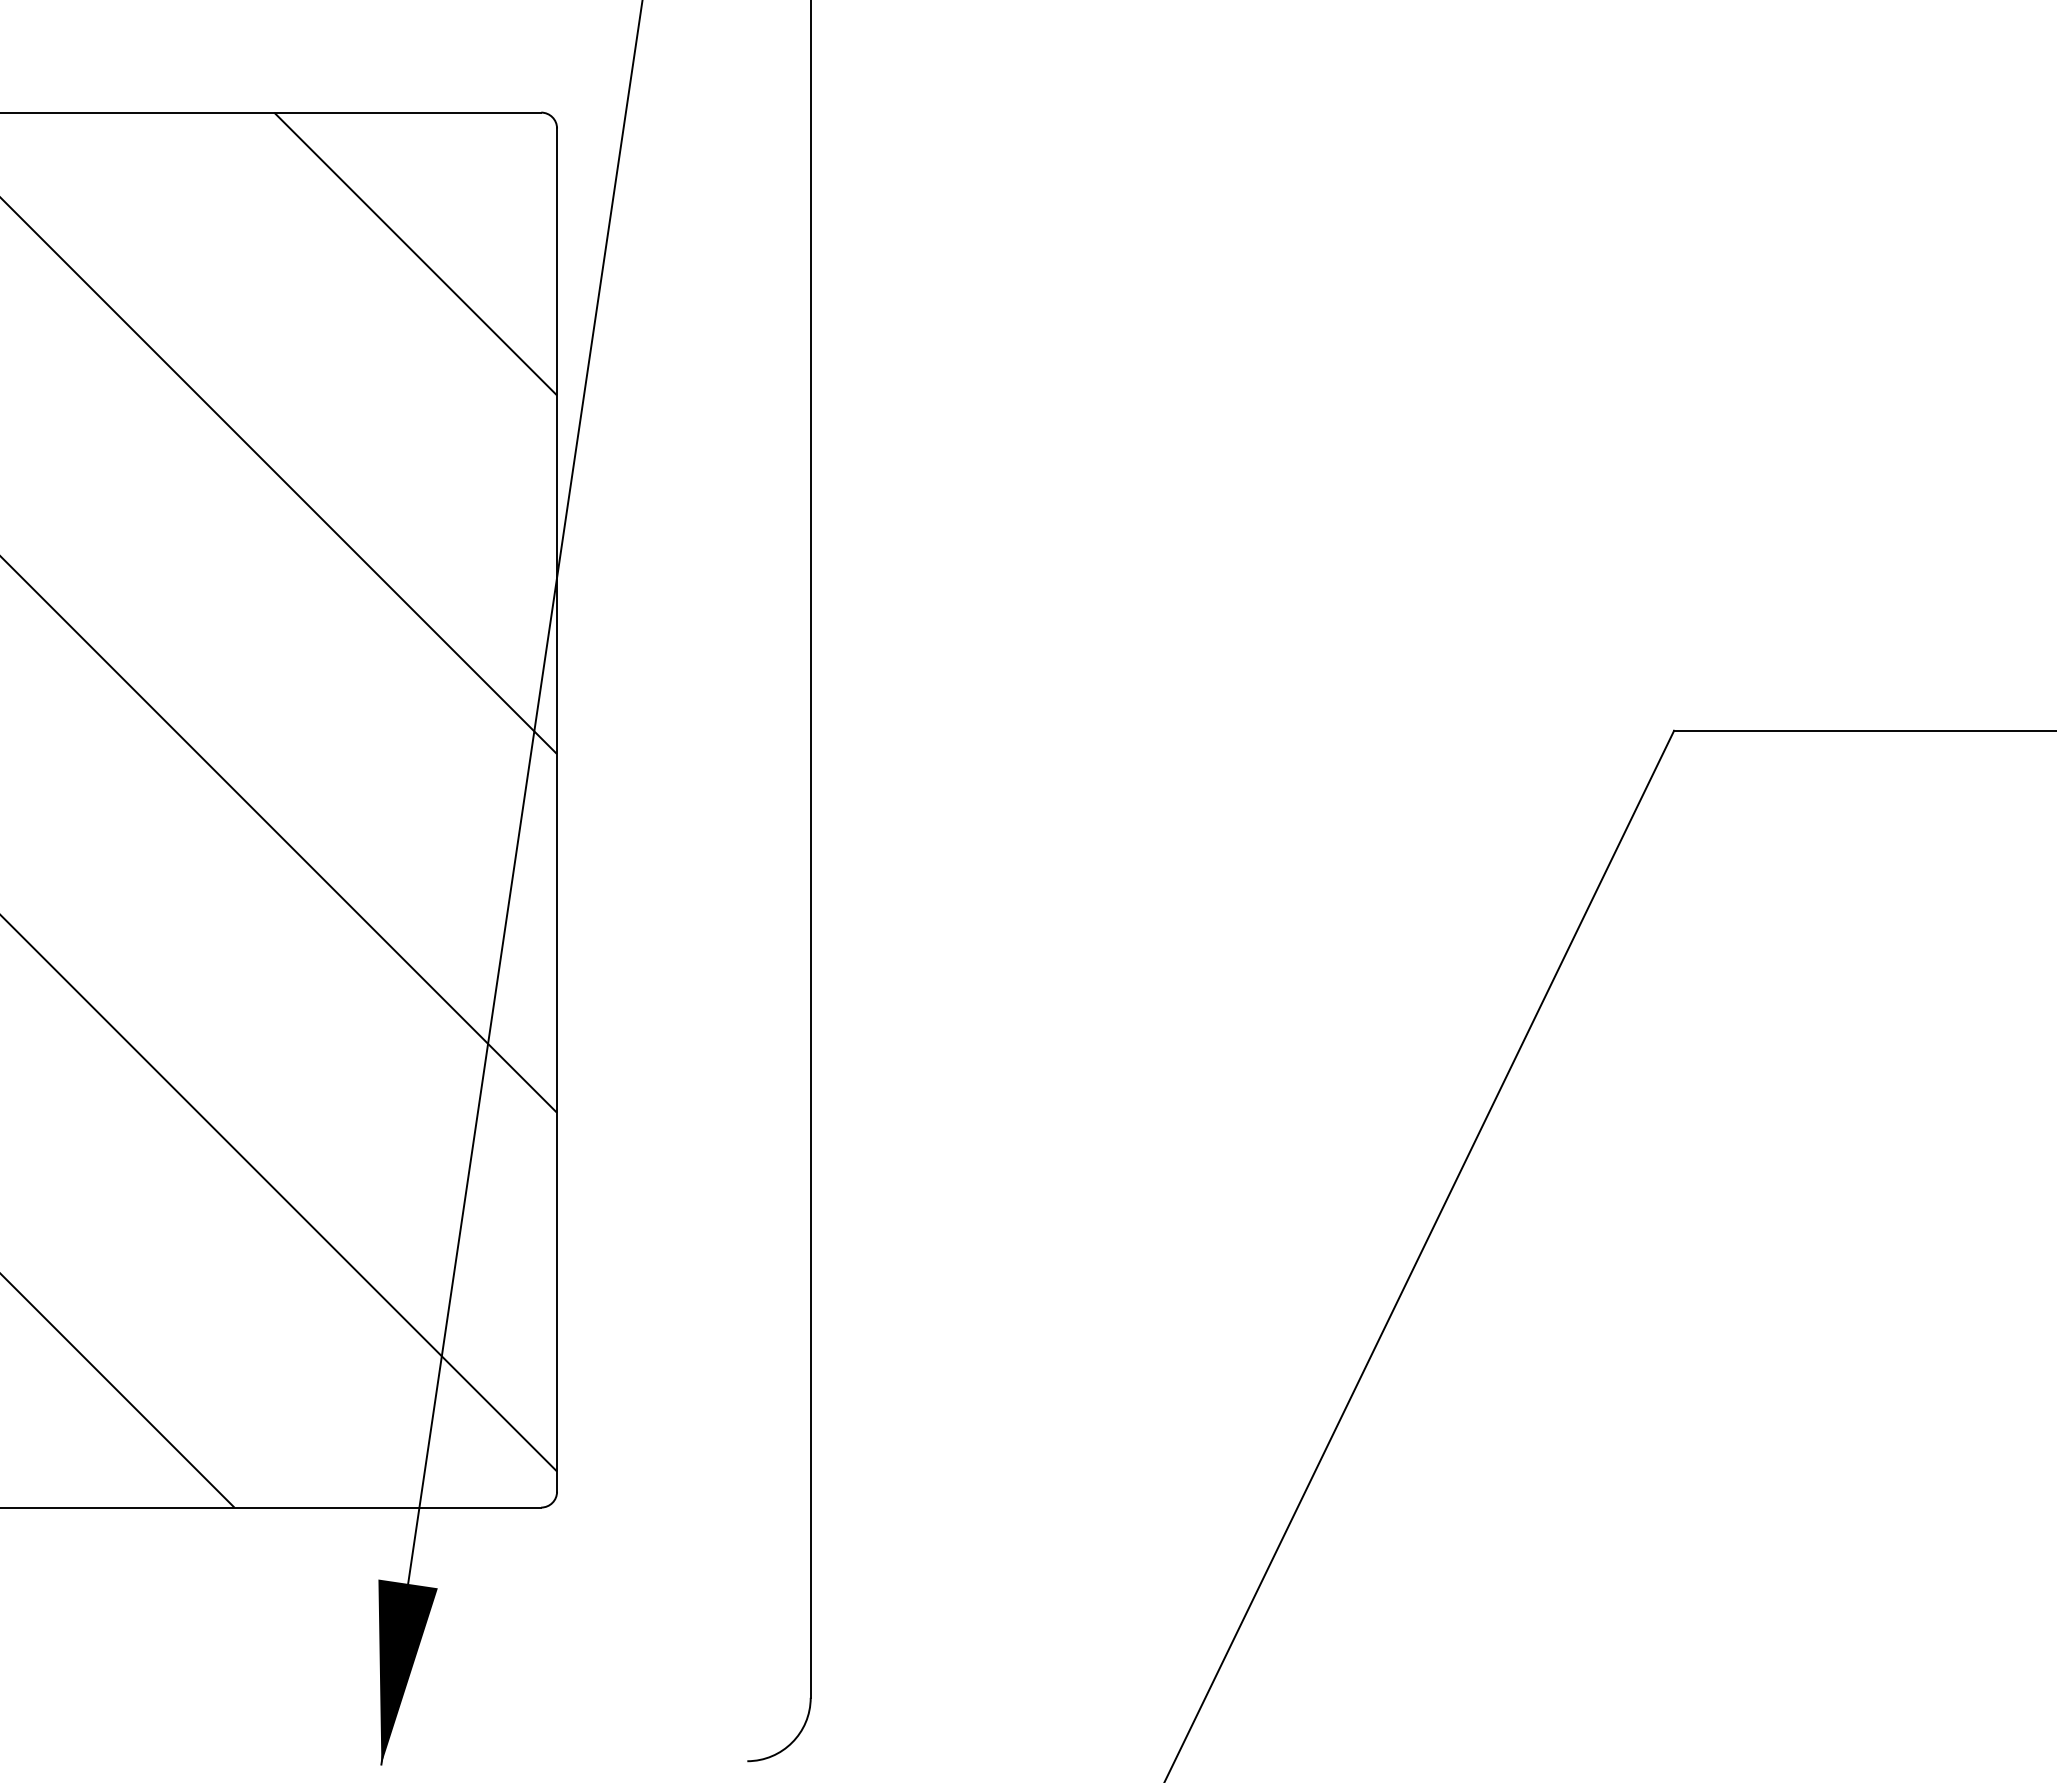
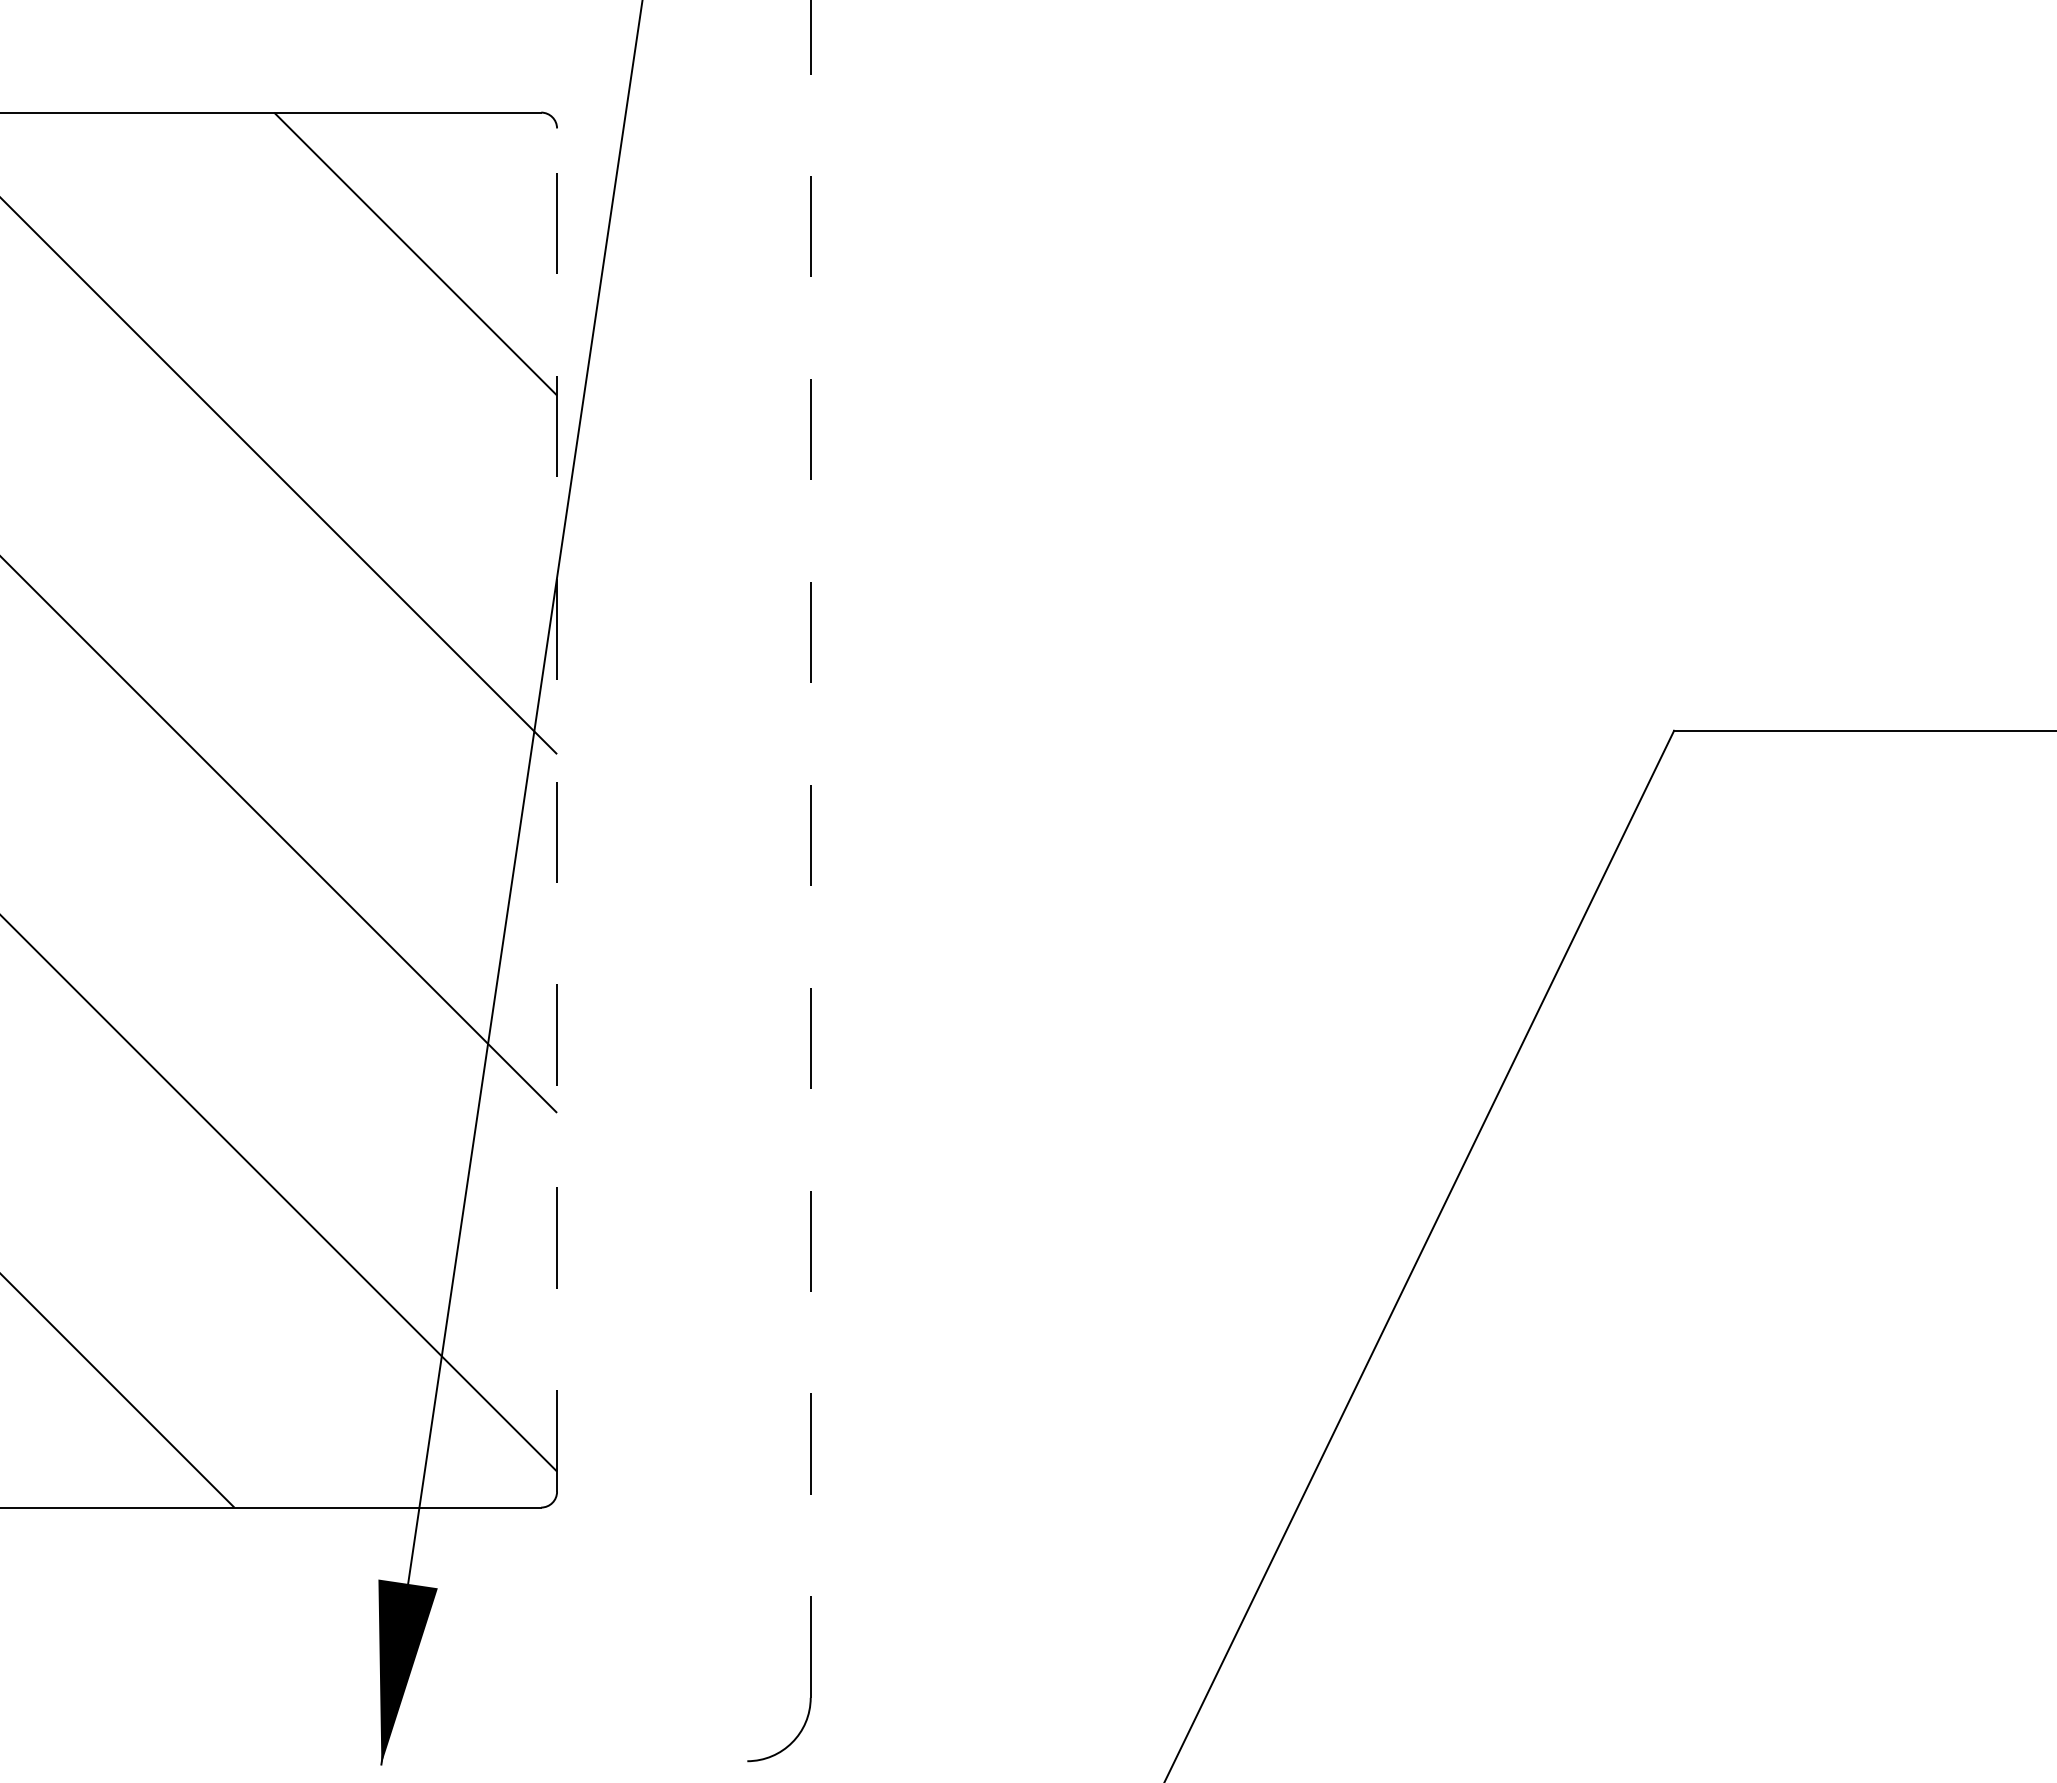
line: solid -> dashed (557, 810)
line: solid -> dashed (810, 849)
